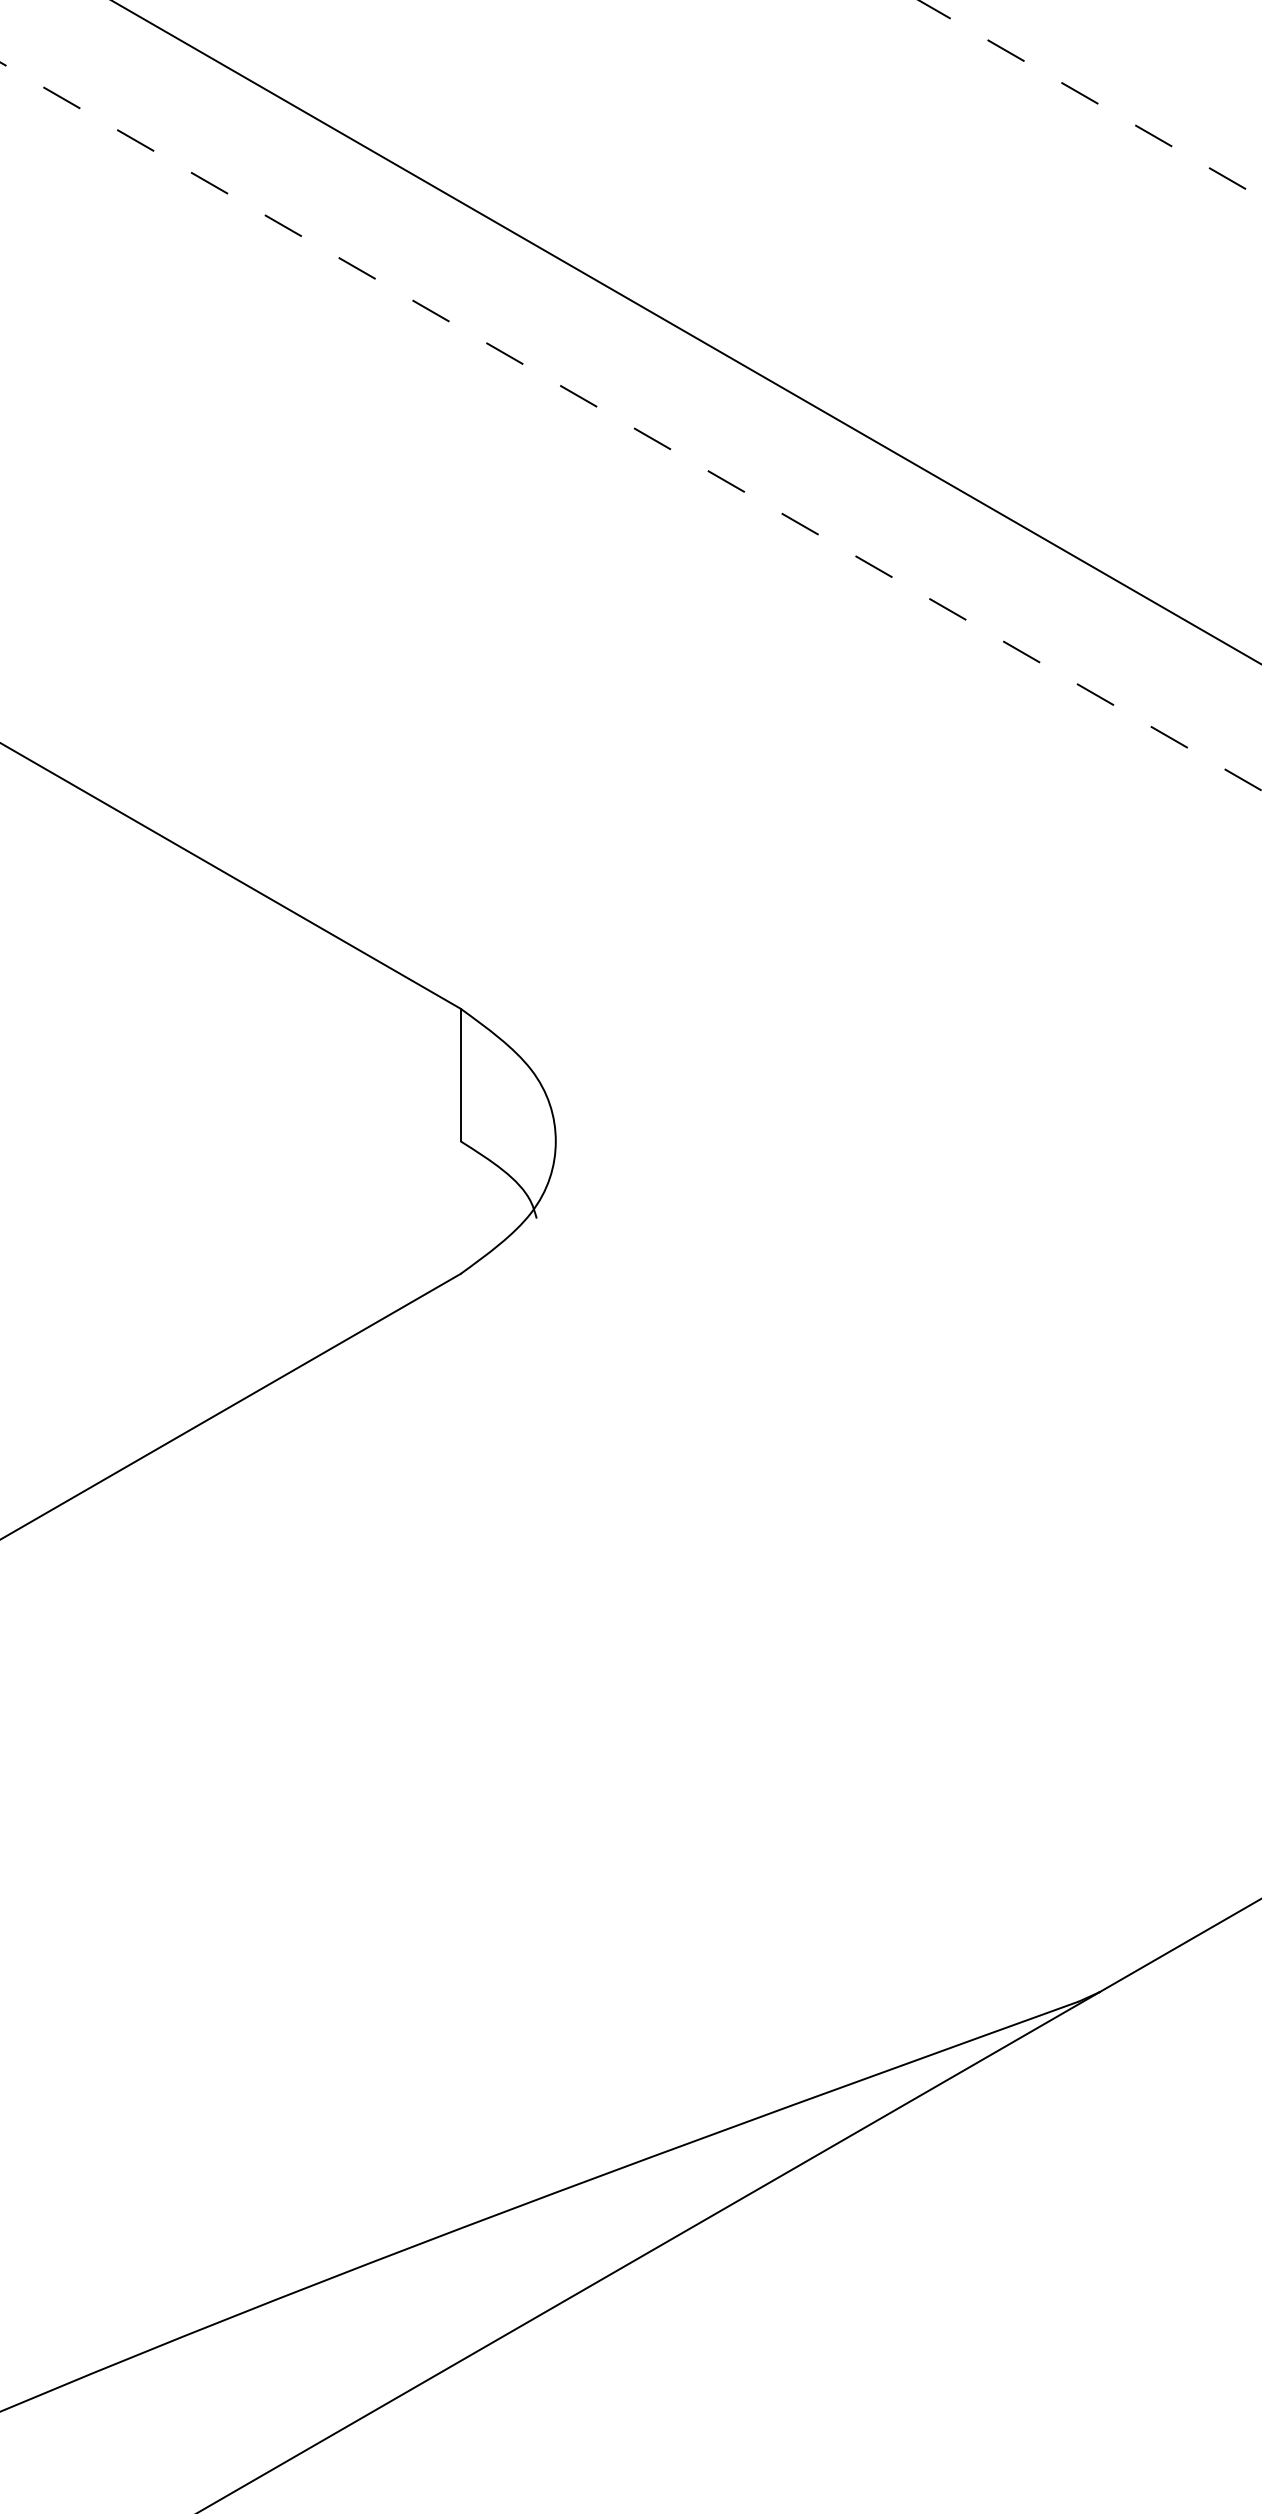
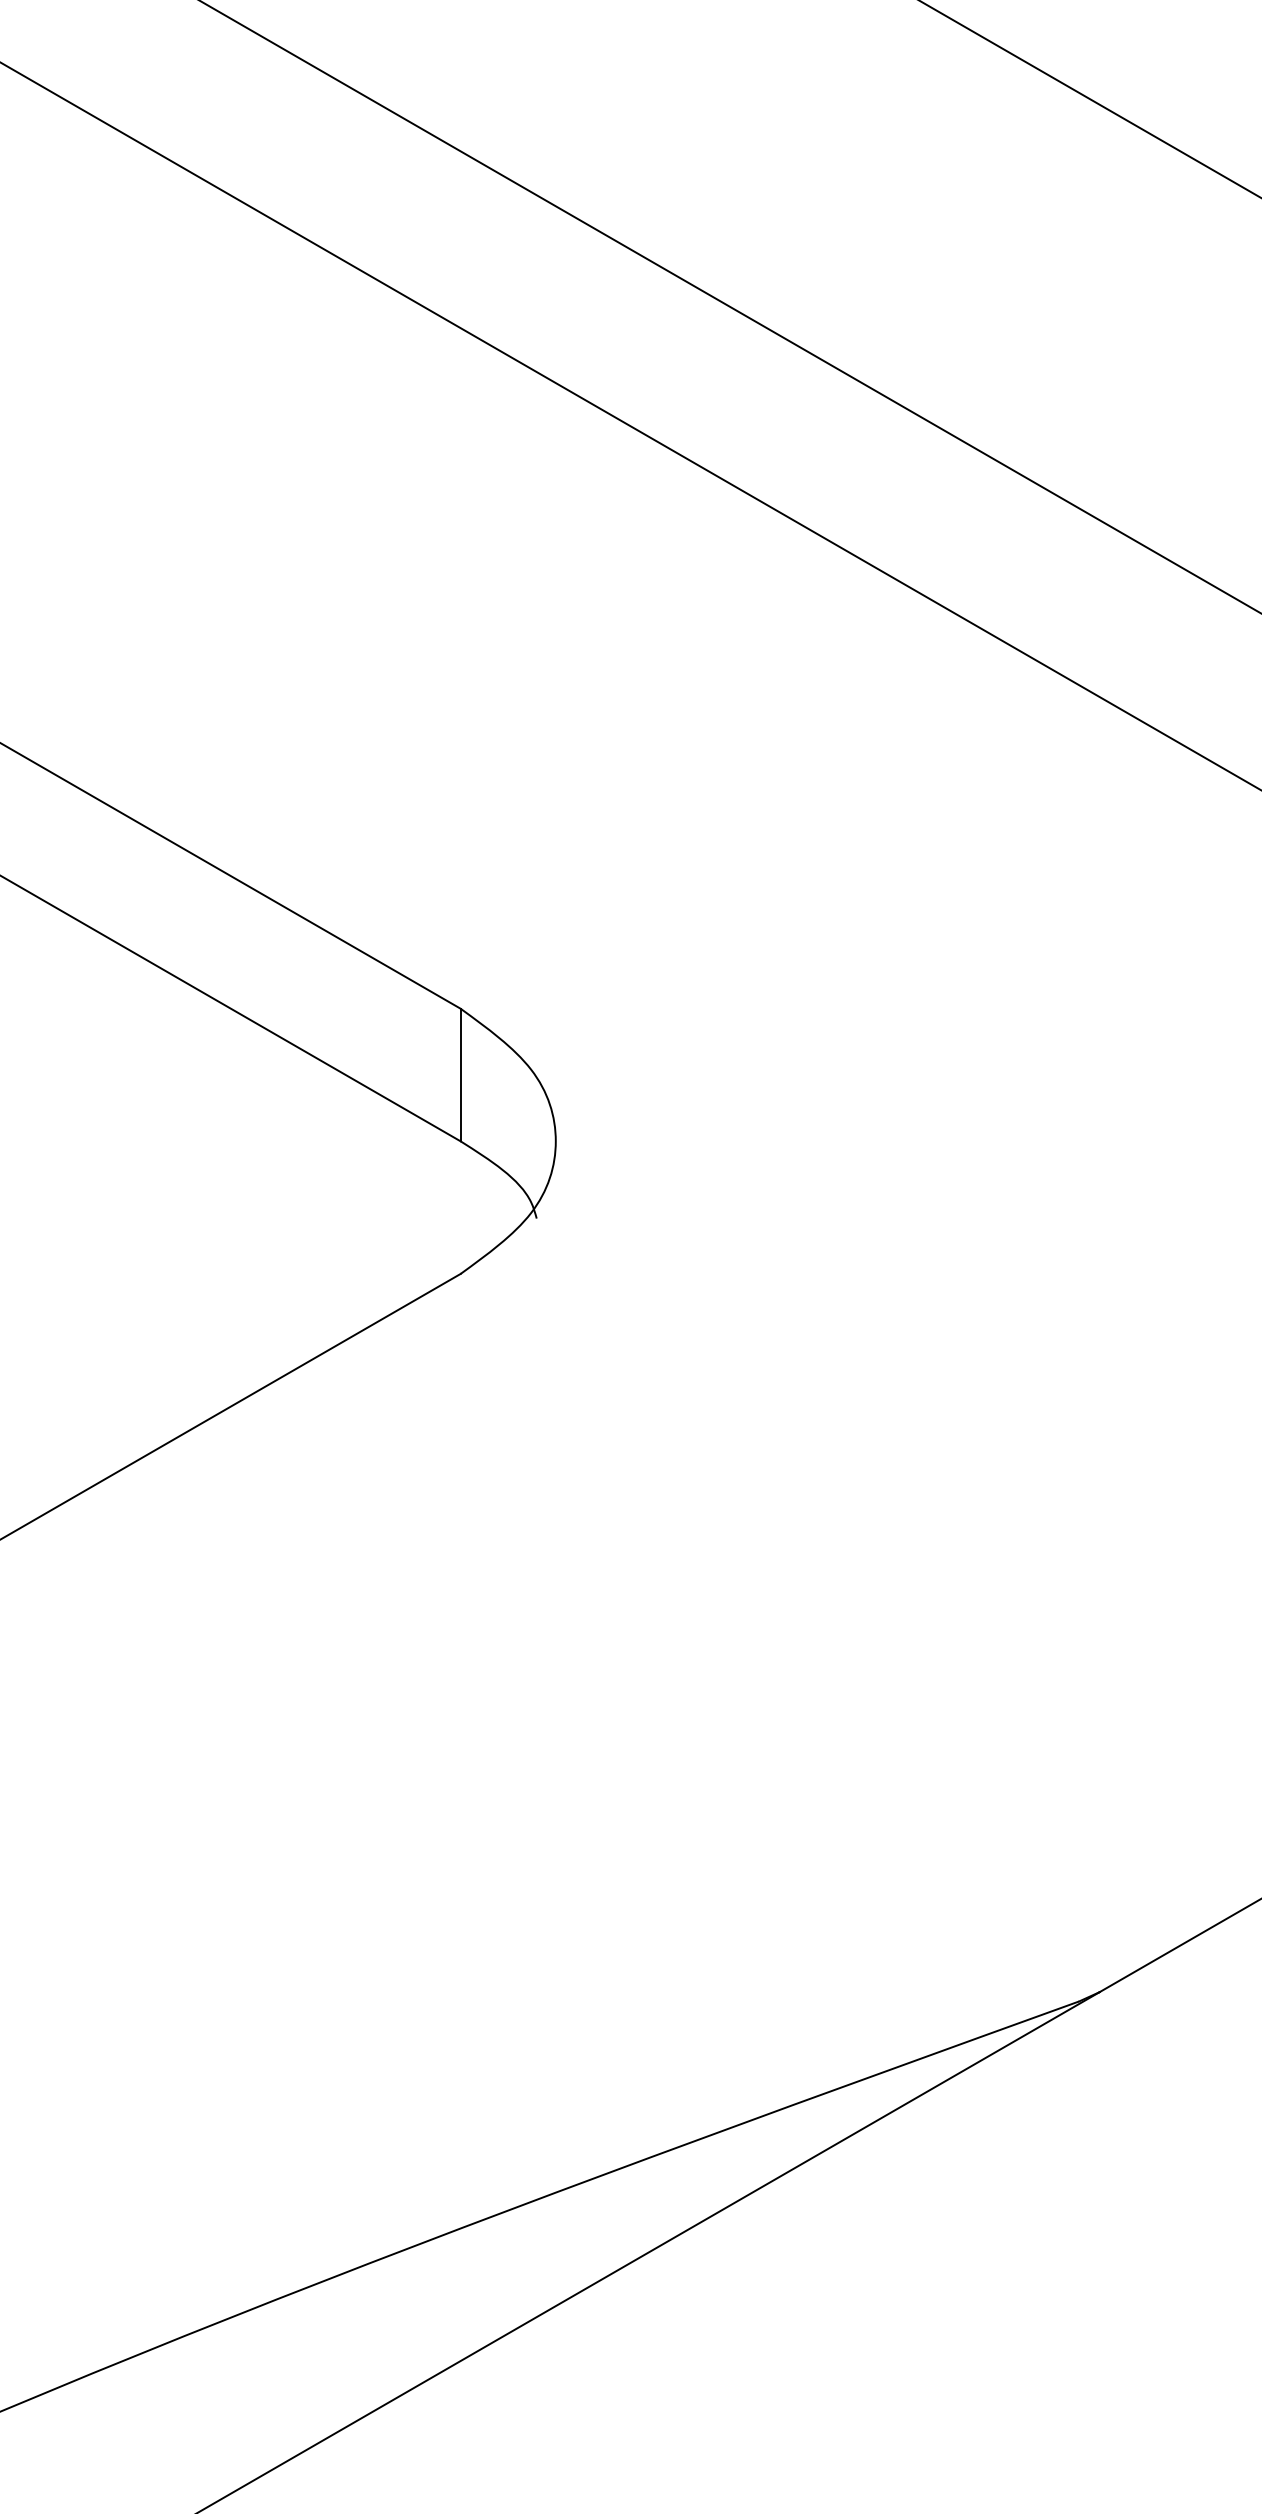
line: dashed -> solid (1089, 99)
line position: (686, 332) -> (729, 306) (729, 306)
line: dashed -> solid (630, 426)
line: none -> present (231, 1008)
